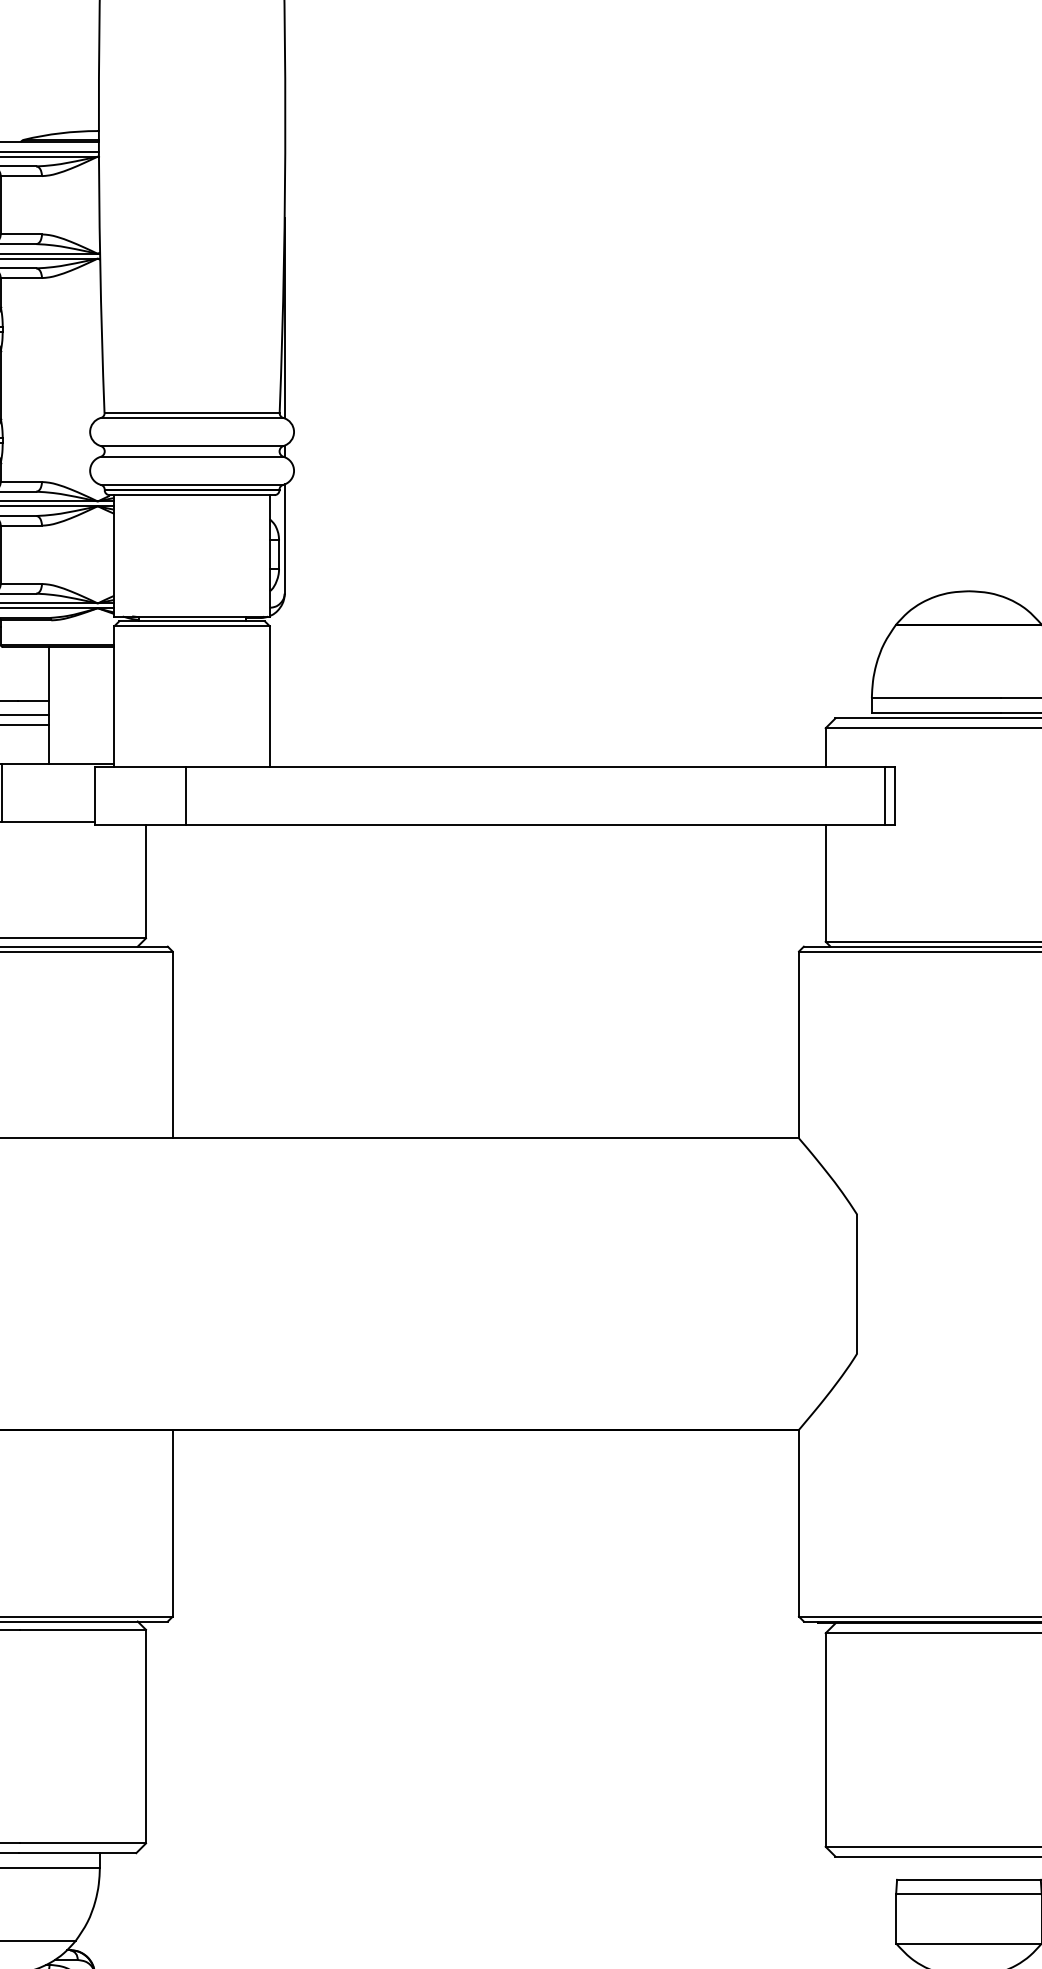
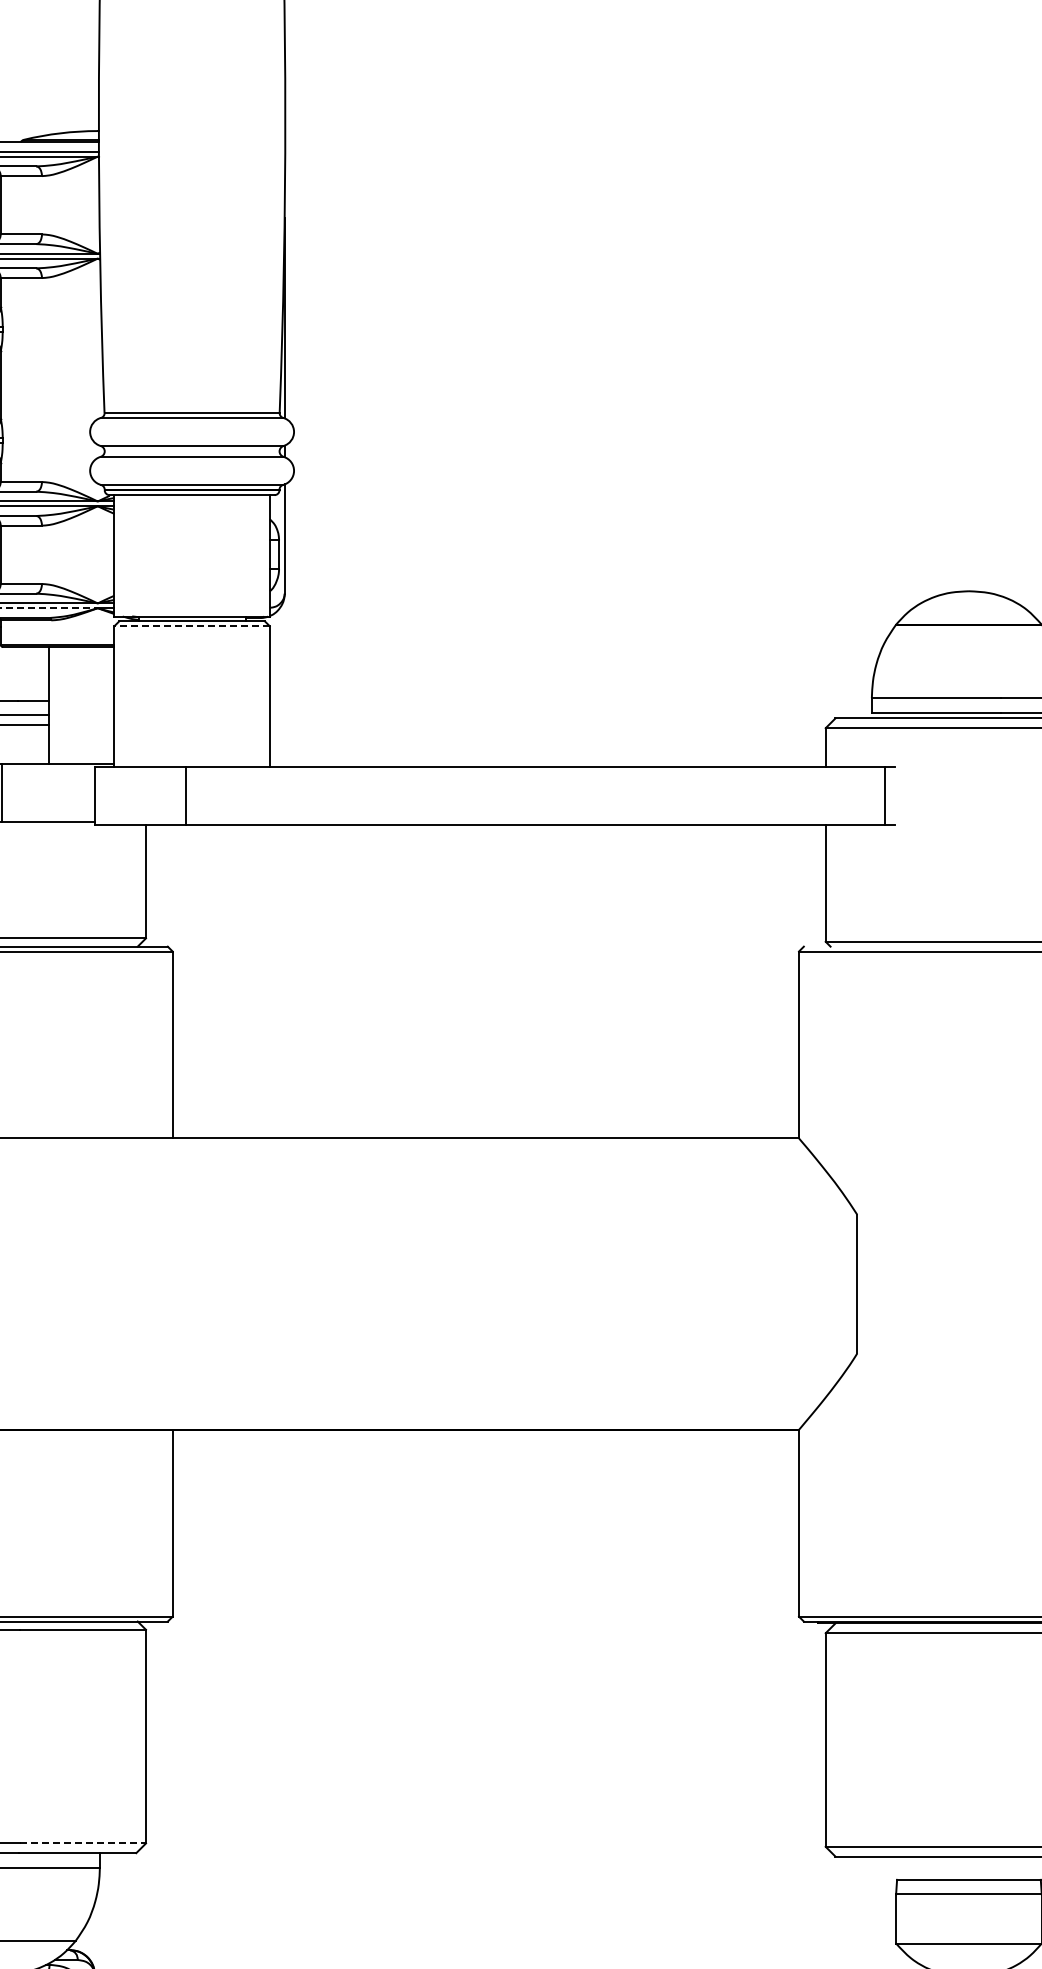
line: solid -> dashed (49, 608)
line: solid -> dashed (192, 626)
line: present -> none (895, 796)
line: present -> none (920, 946)
line: solid -> dashed (83, 1843)
